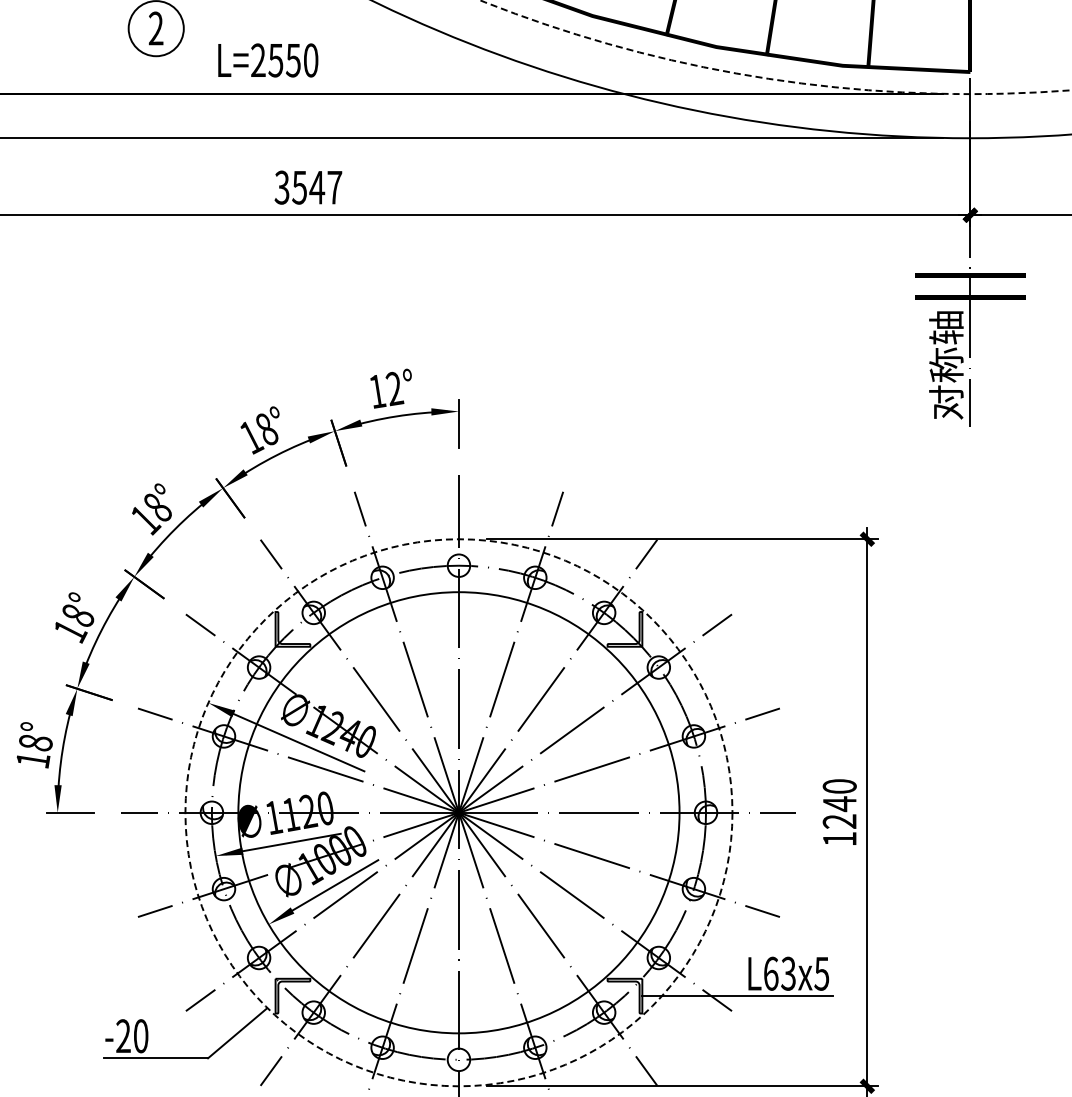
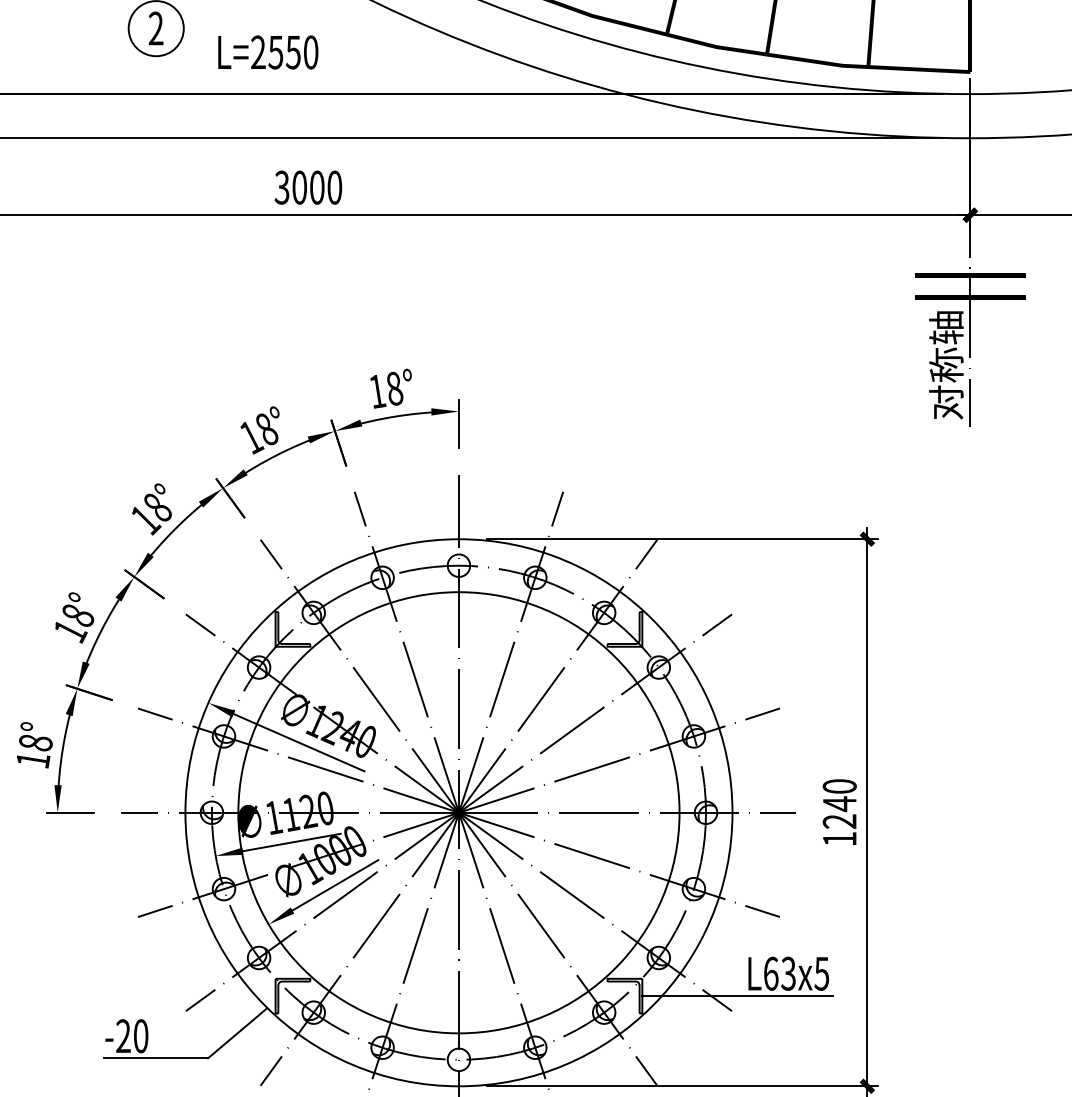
circle: dashed -> solid (775, 47)
text position: (268, 60) -> (268, 52) (268, 52)
text: 3547 -> 3000 (317, 187)
text: 12° -> 18° (394, 388)
circle: dashed -> solid (458, 812)
